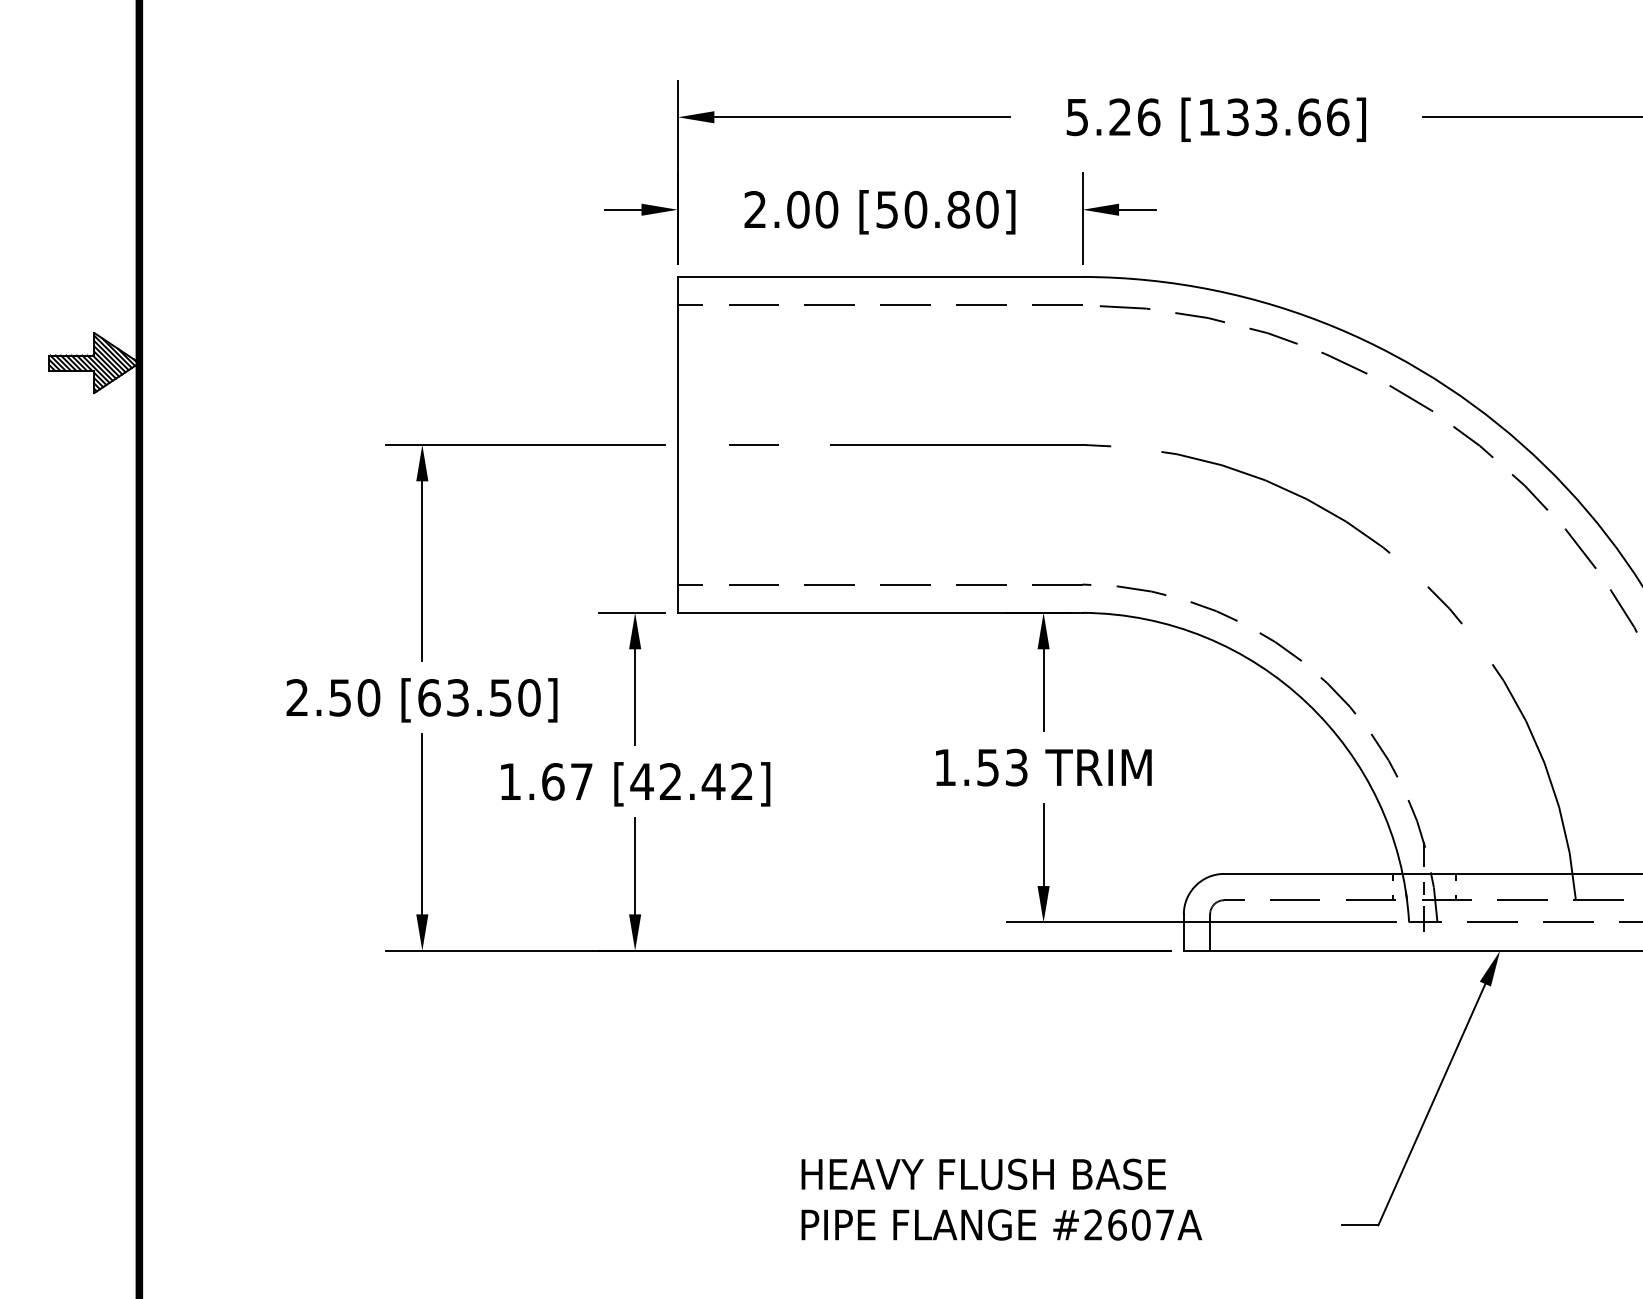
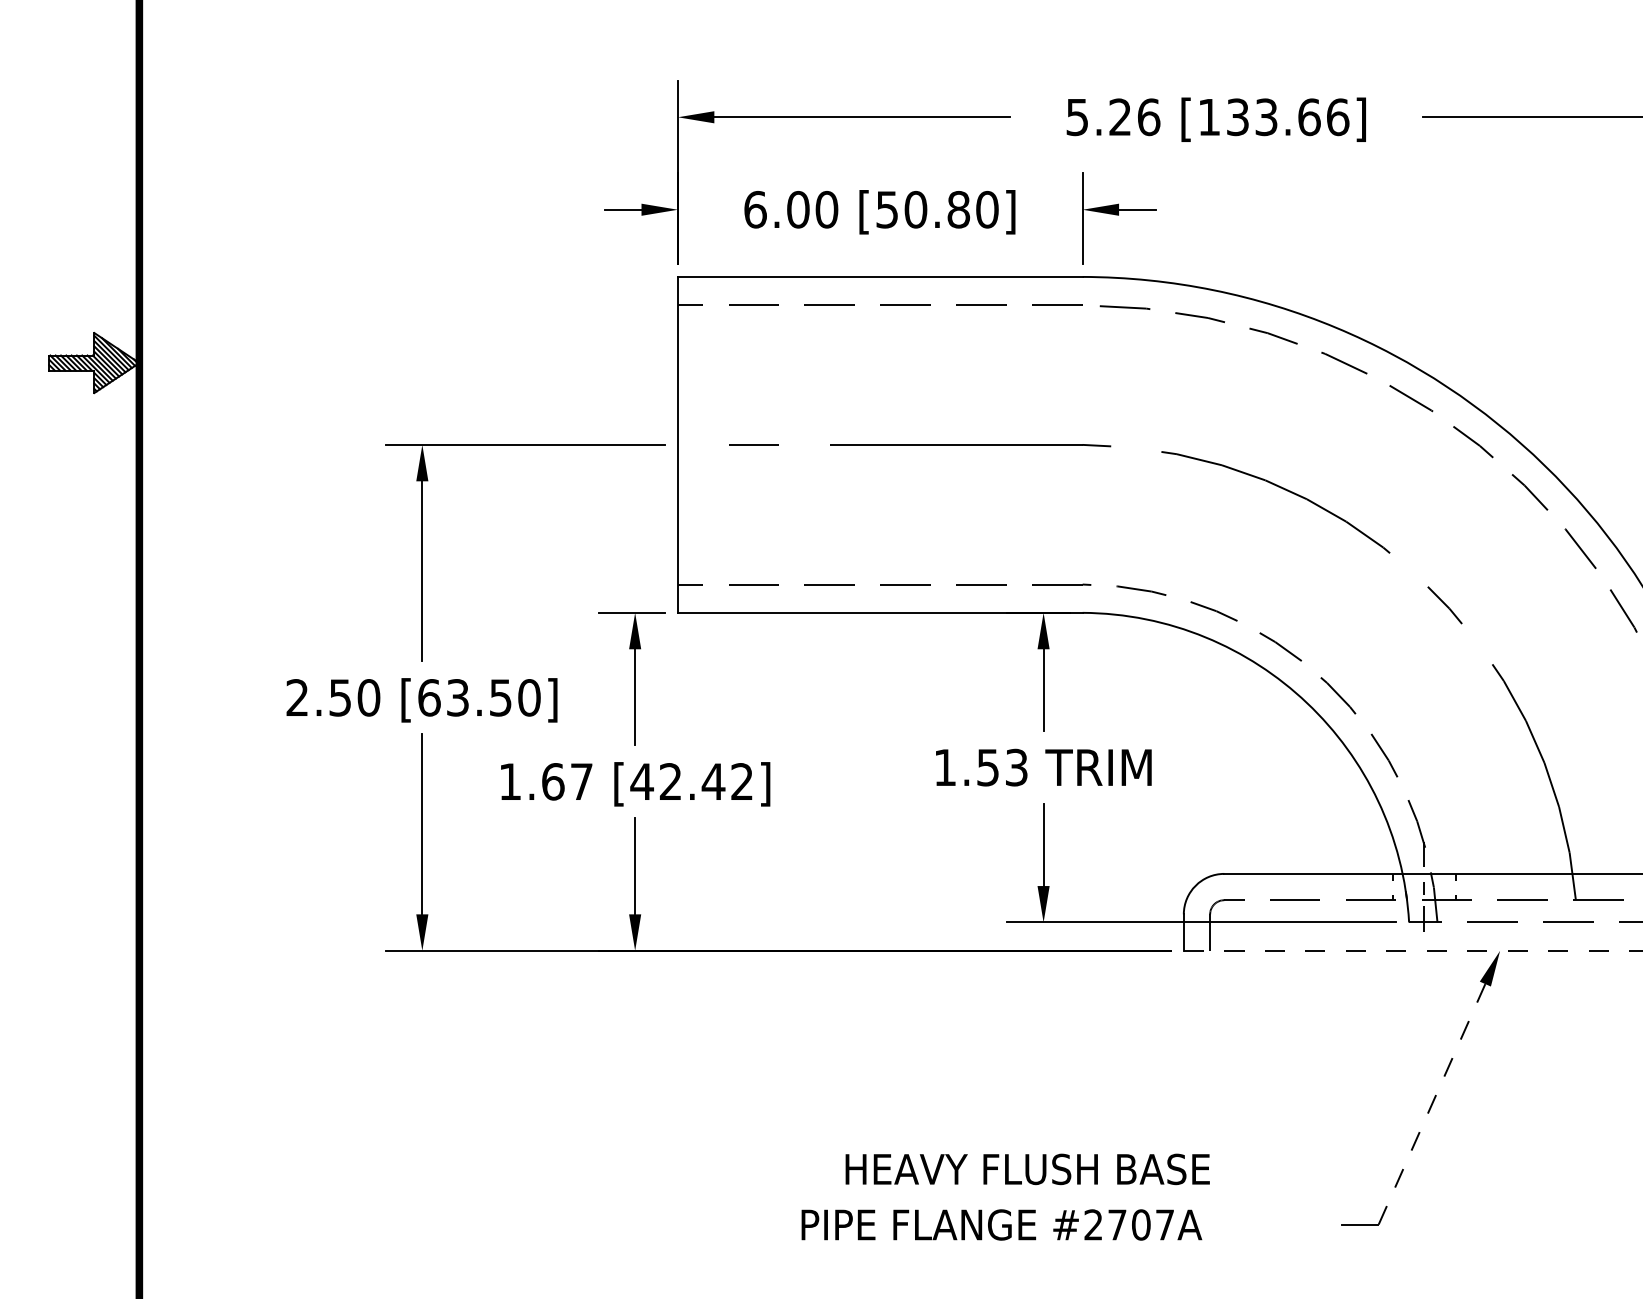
text: 2.00 -> 6.00 (755, 209)
line: solid -> dashed (1413, 950)
line: solid -> dashed (1431, 1104)
text position: (983, 1174) -> (1027, 1169) (1027, 1169)
text: #2607A -> #2707A (1117, 1224)
